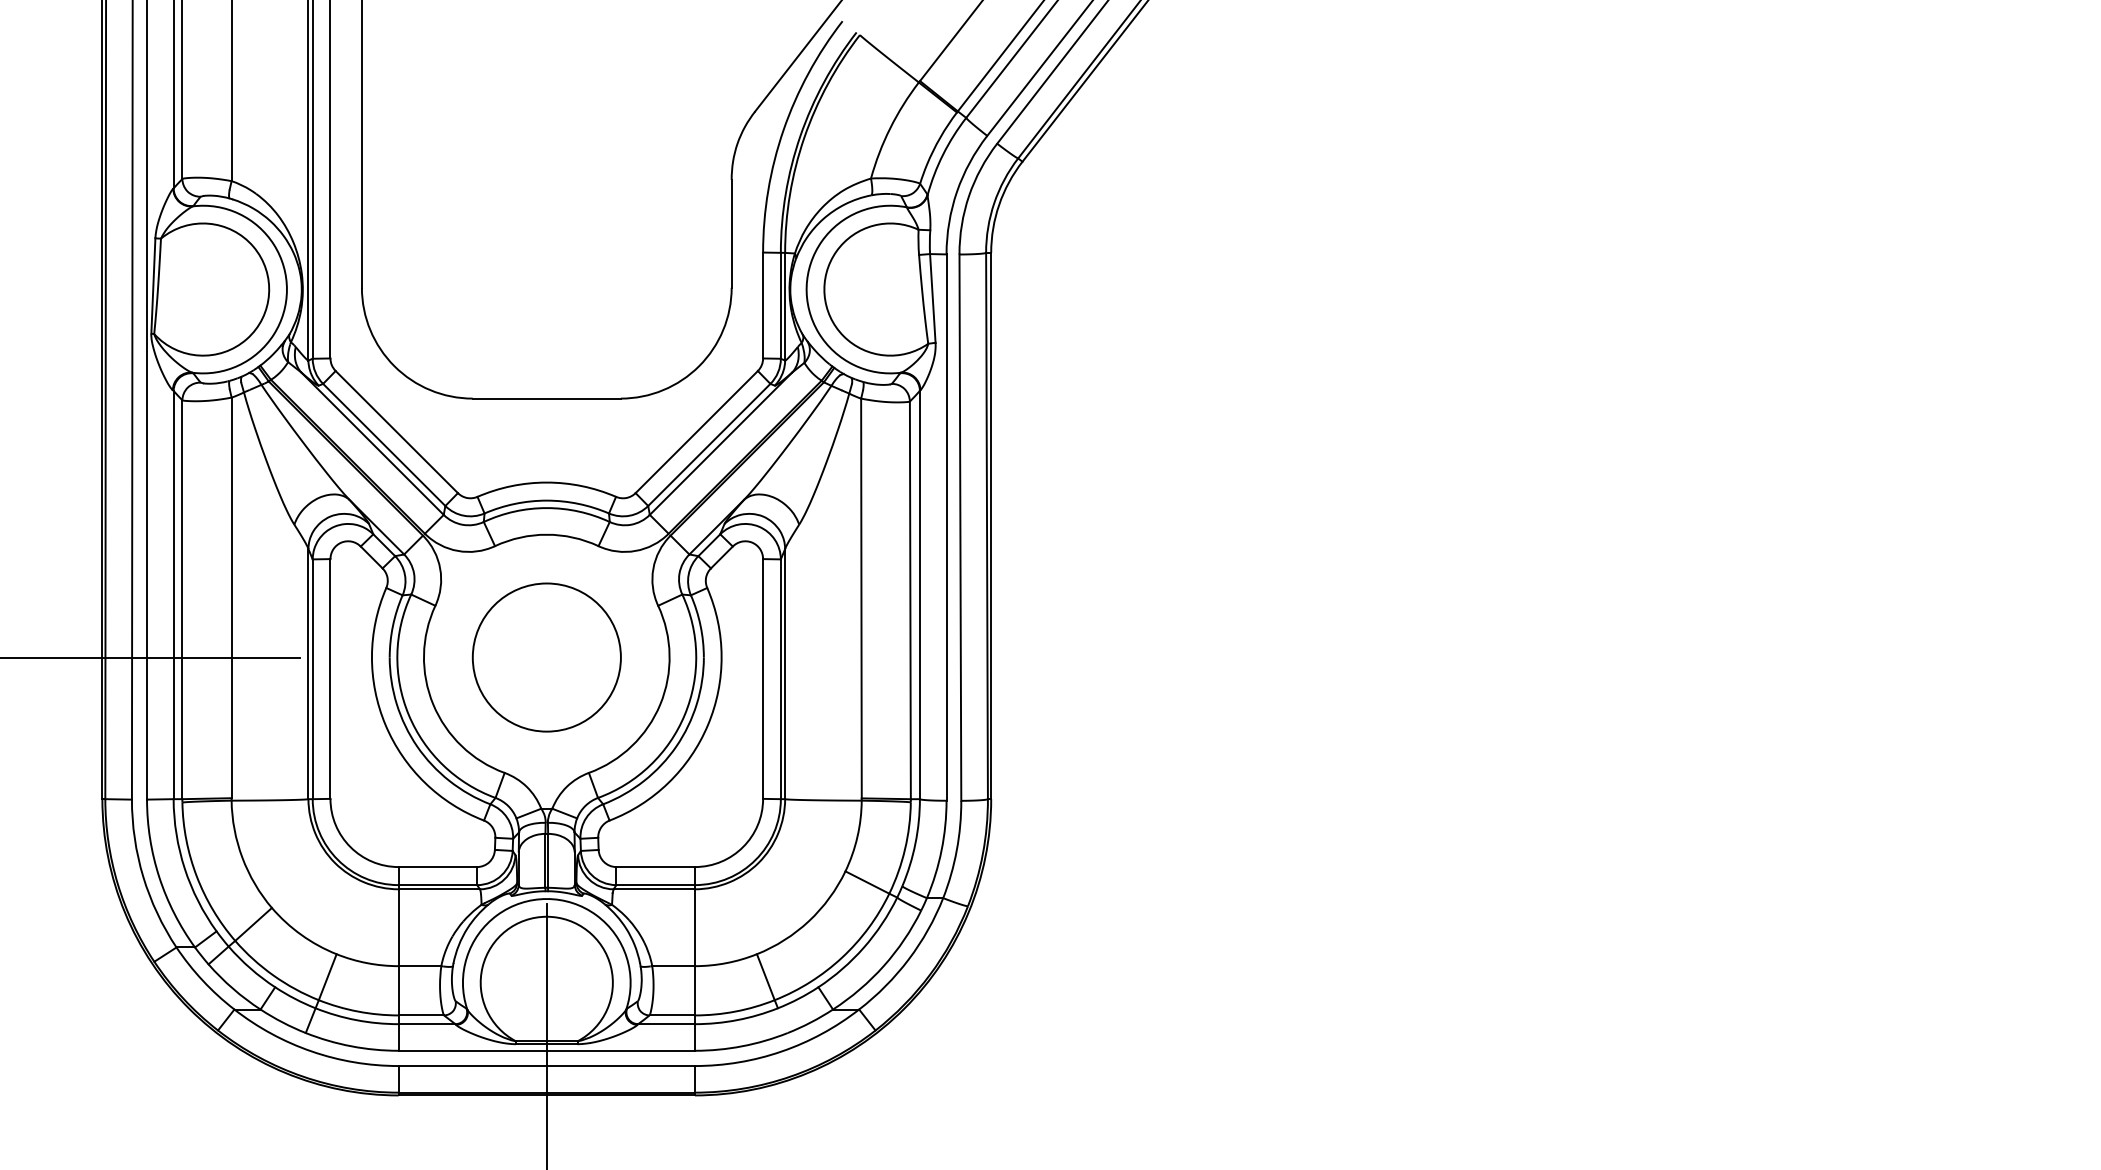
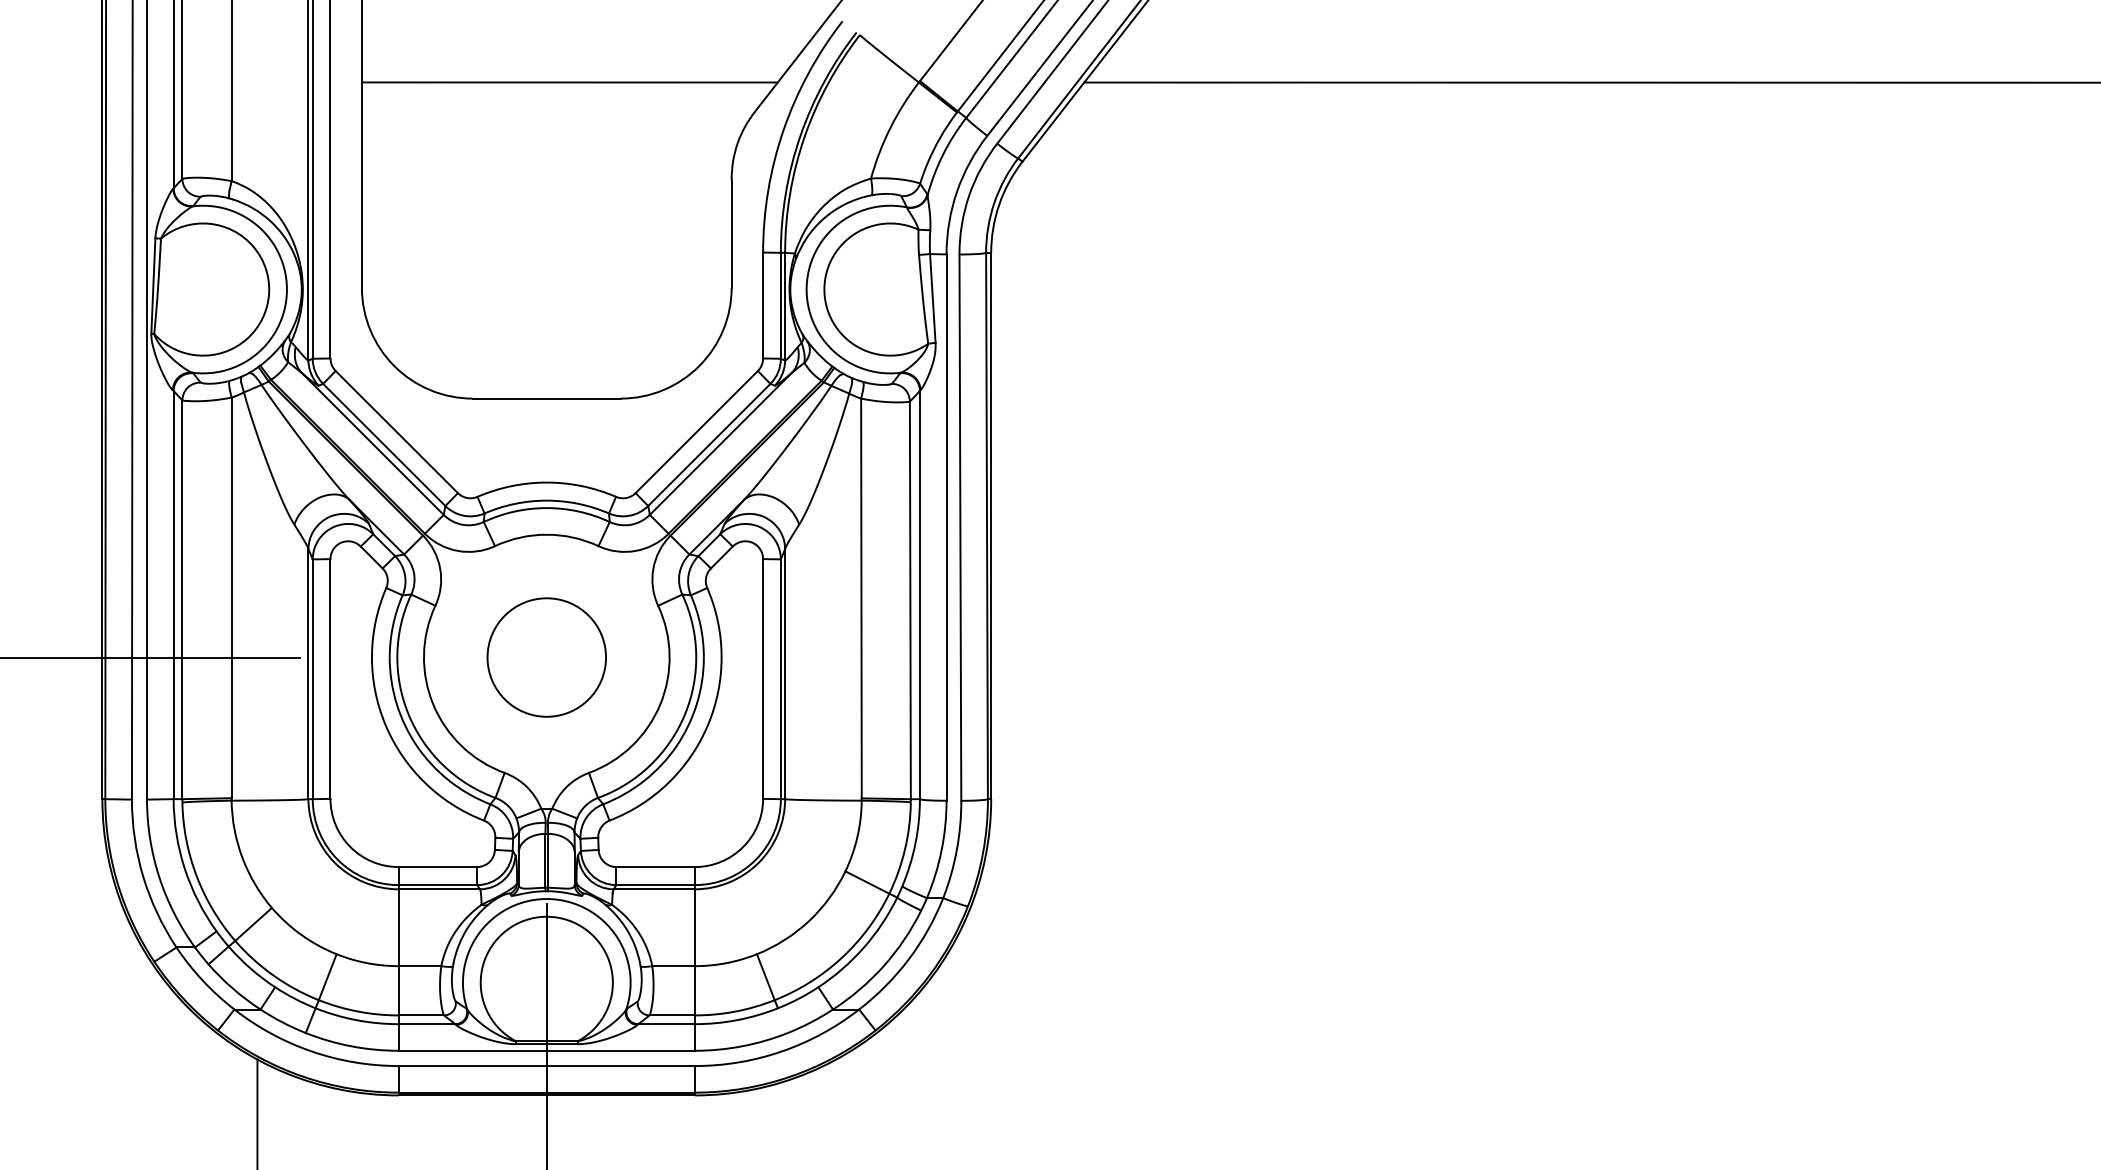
line: none -> present (569, 82)
line: none -> present (1590, 82)
circle size: 151x151 px -> 121x121 px (546, 657)
line: none -> present (257, 1112)
